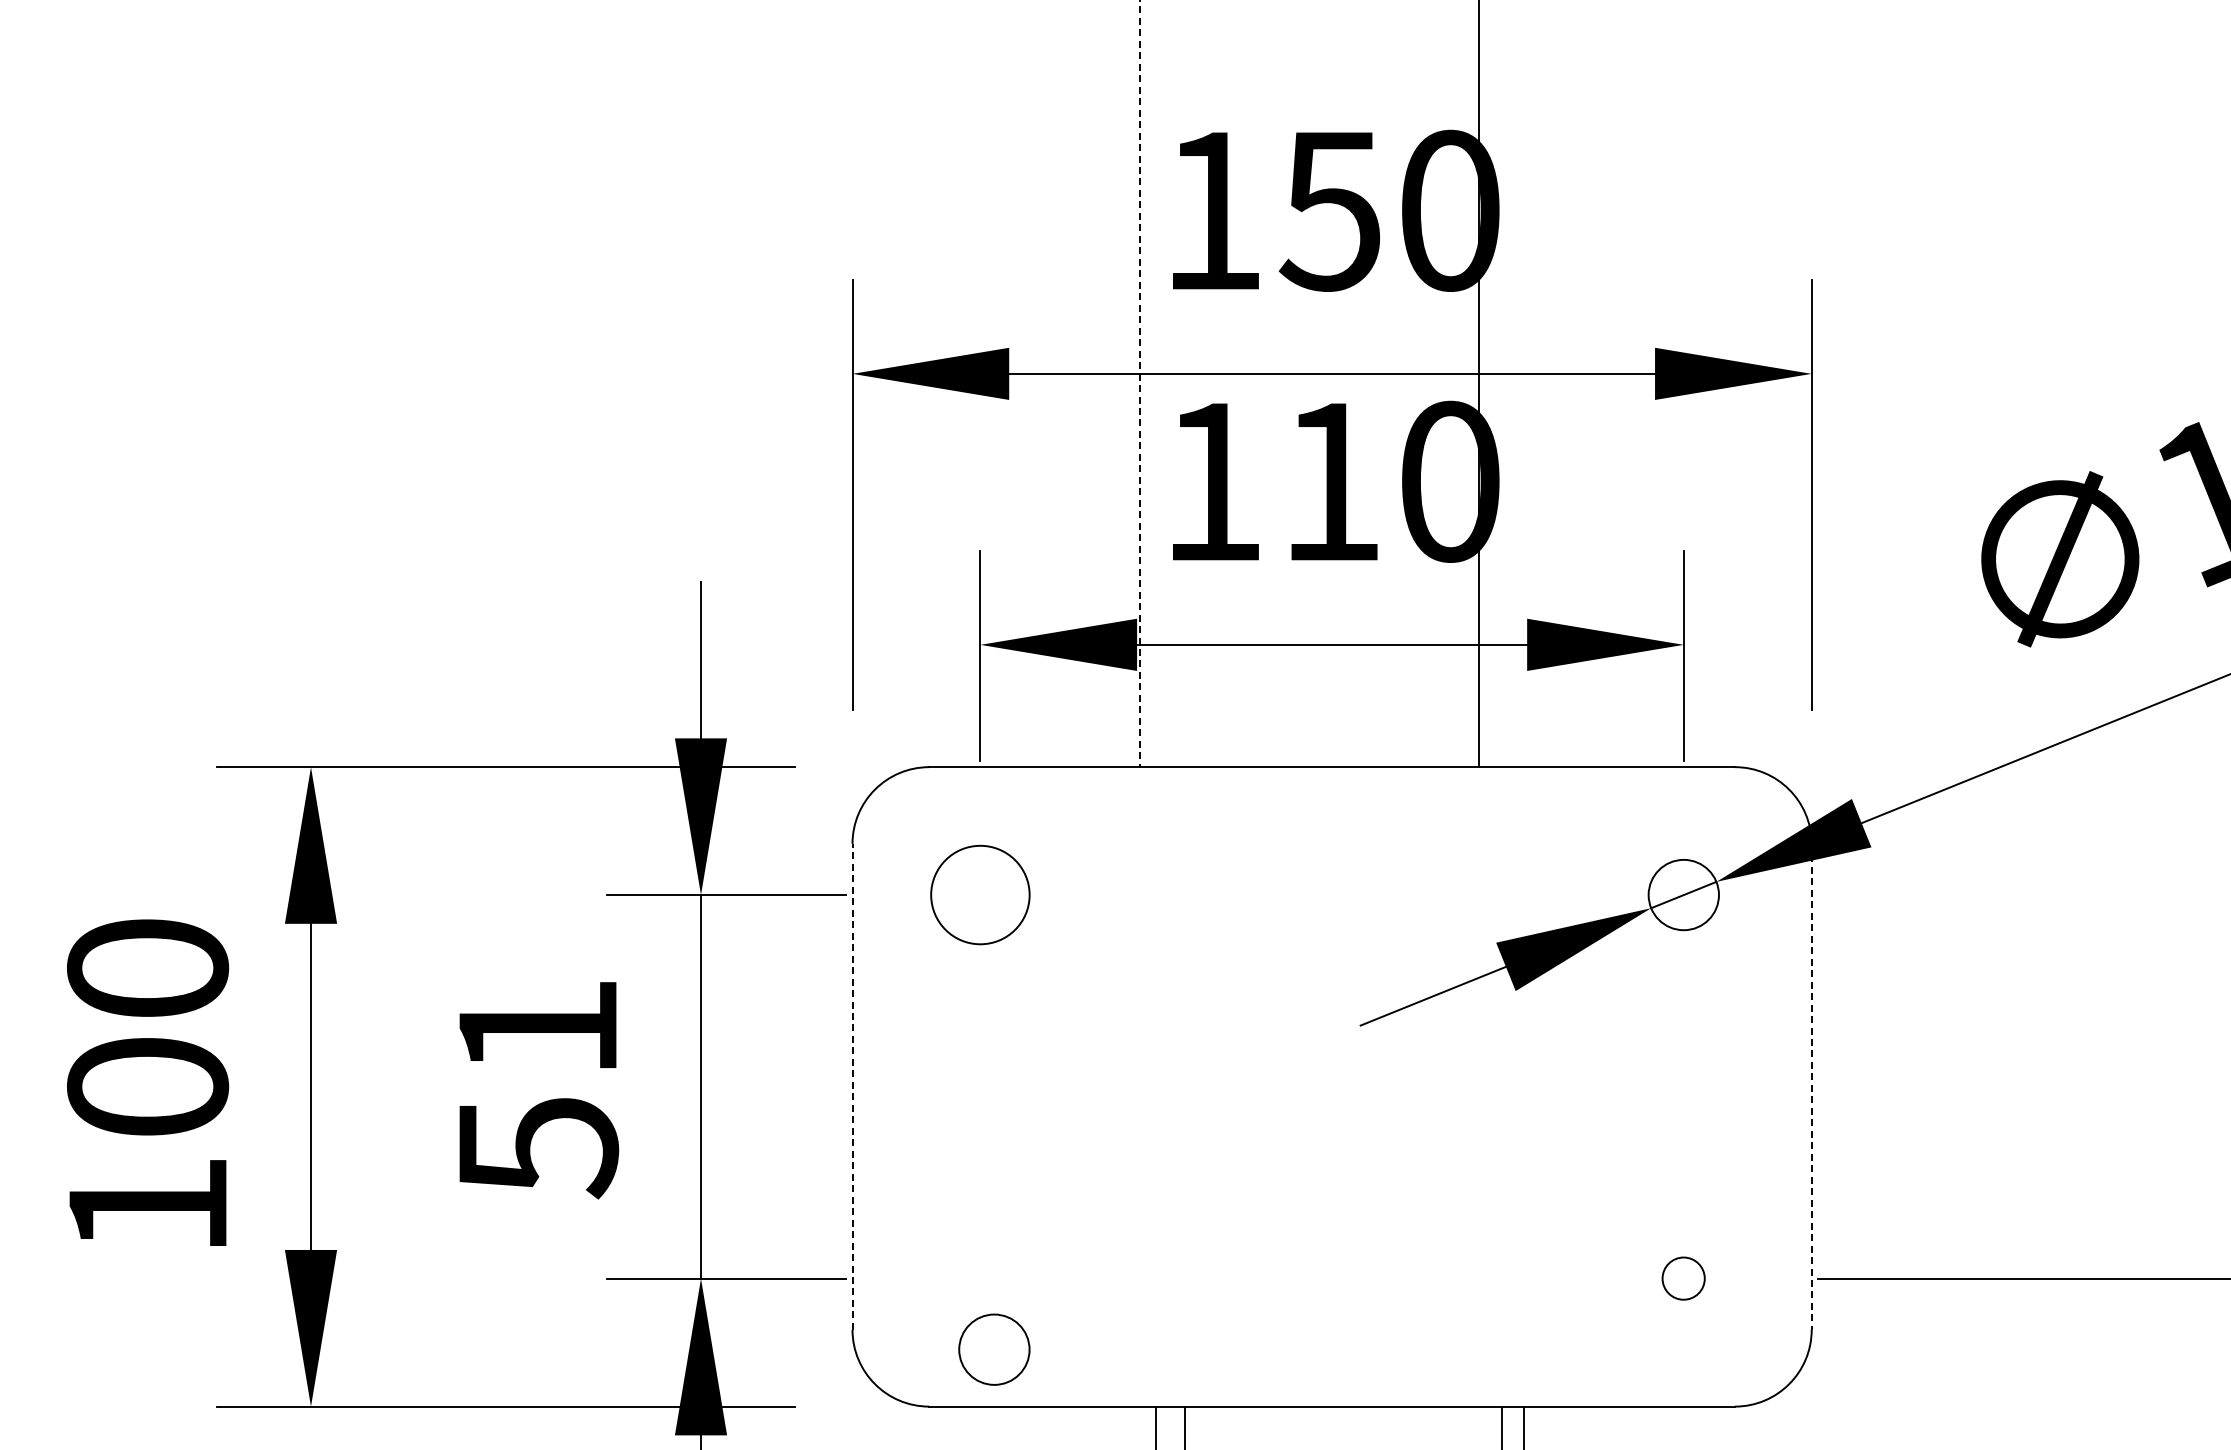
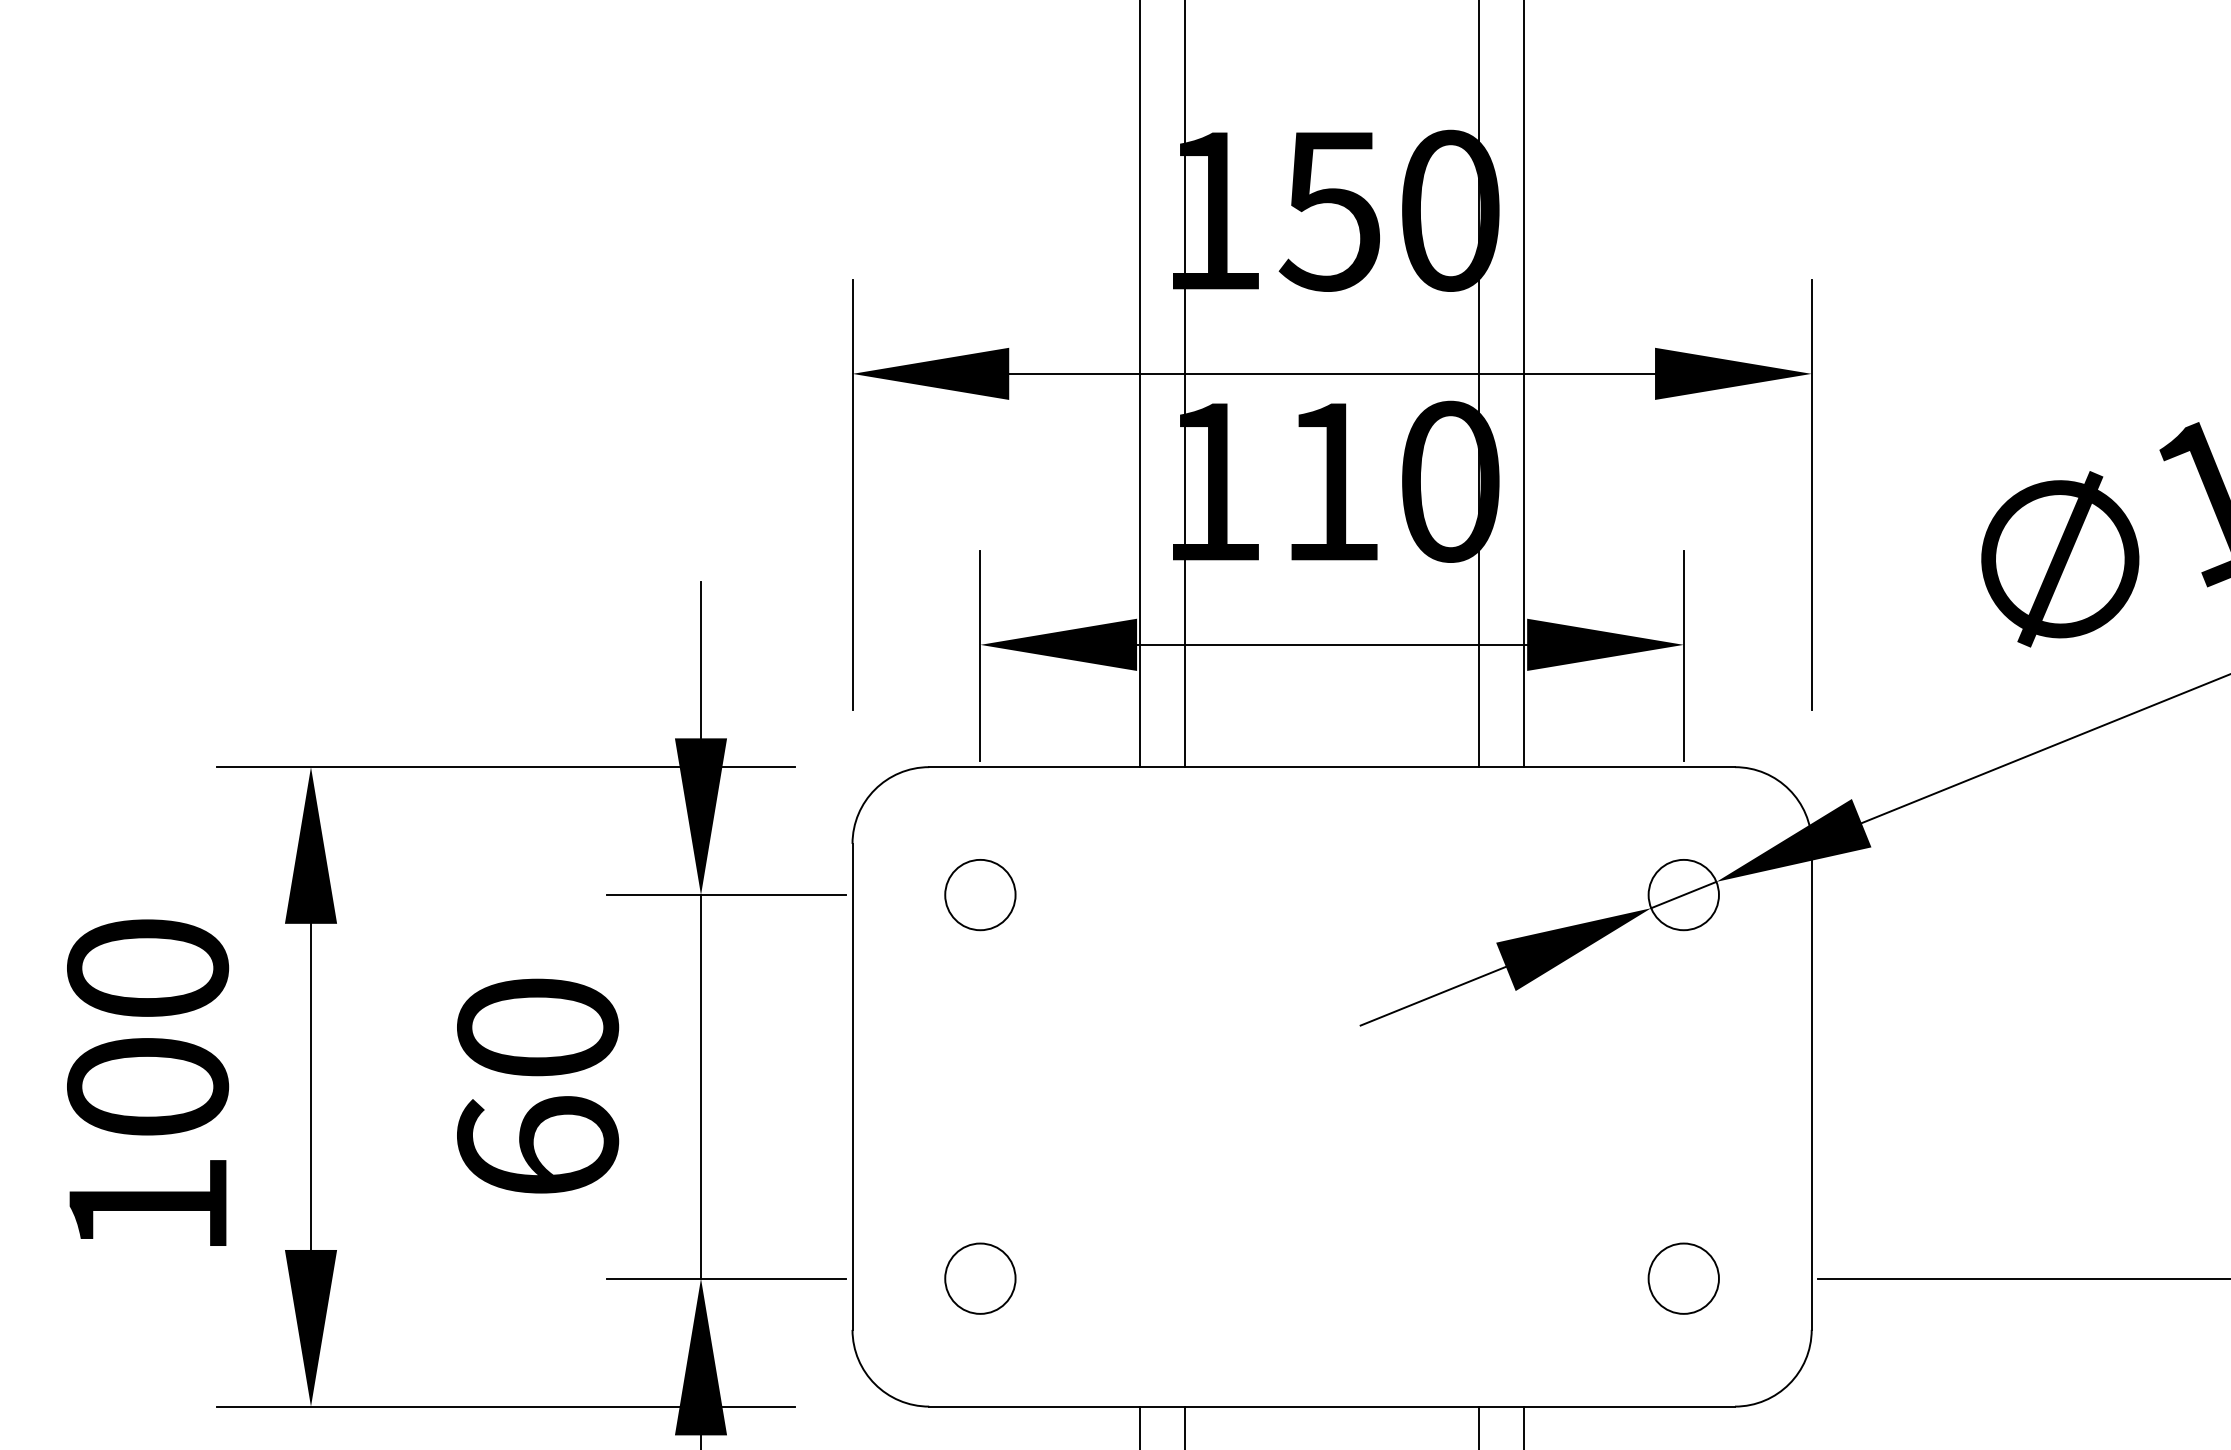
line: dashed -> solid (1140, 384)
line: none -> present (1185, 384)
line: none -> present (1523, 384)
circle diameter: 98 px -> 70 px (980, 894)
line: dashed -> solid (852, 1086)
line: dashed -> solid (1811, 1086)
text: 51 -> 60 (538, 1088)
circle size: 45x45 px -> 73x73 px (1683, 1278)
circle position: (994, 1349) -> (980, 1278) (980, 1278)
line position: (1156, 1426) -> (1140, 1426) (1140, 1426)
line position: (1502, 1426) -> (1479, 1426) (1479, 1426)
